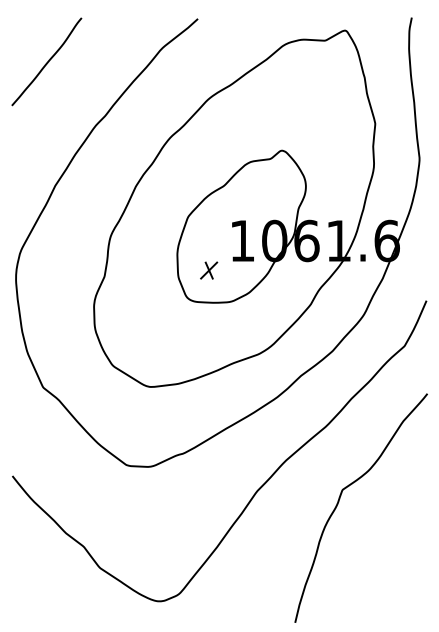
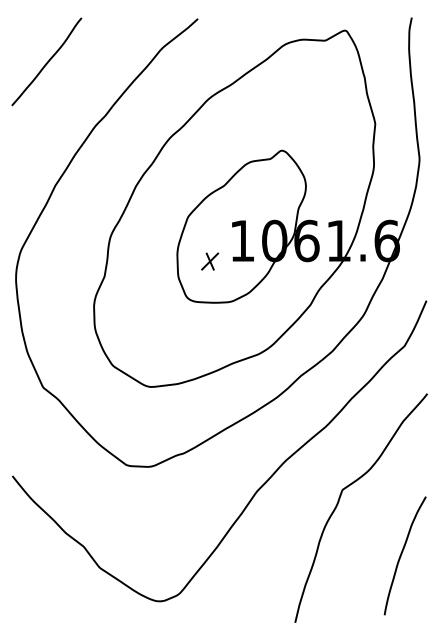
part position: (209, 270) -> (210, 261) (210, 261)
curve: none -> present (402, 554)
